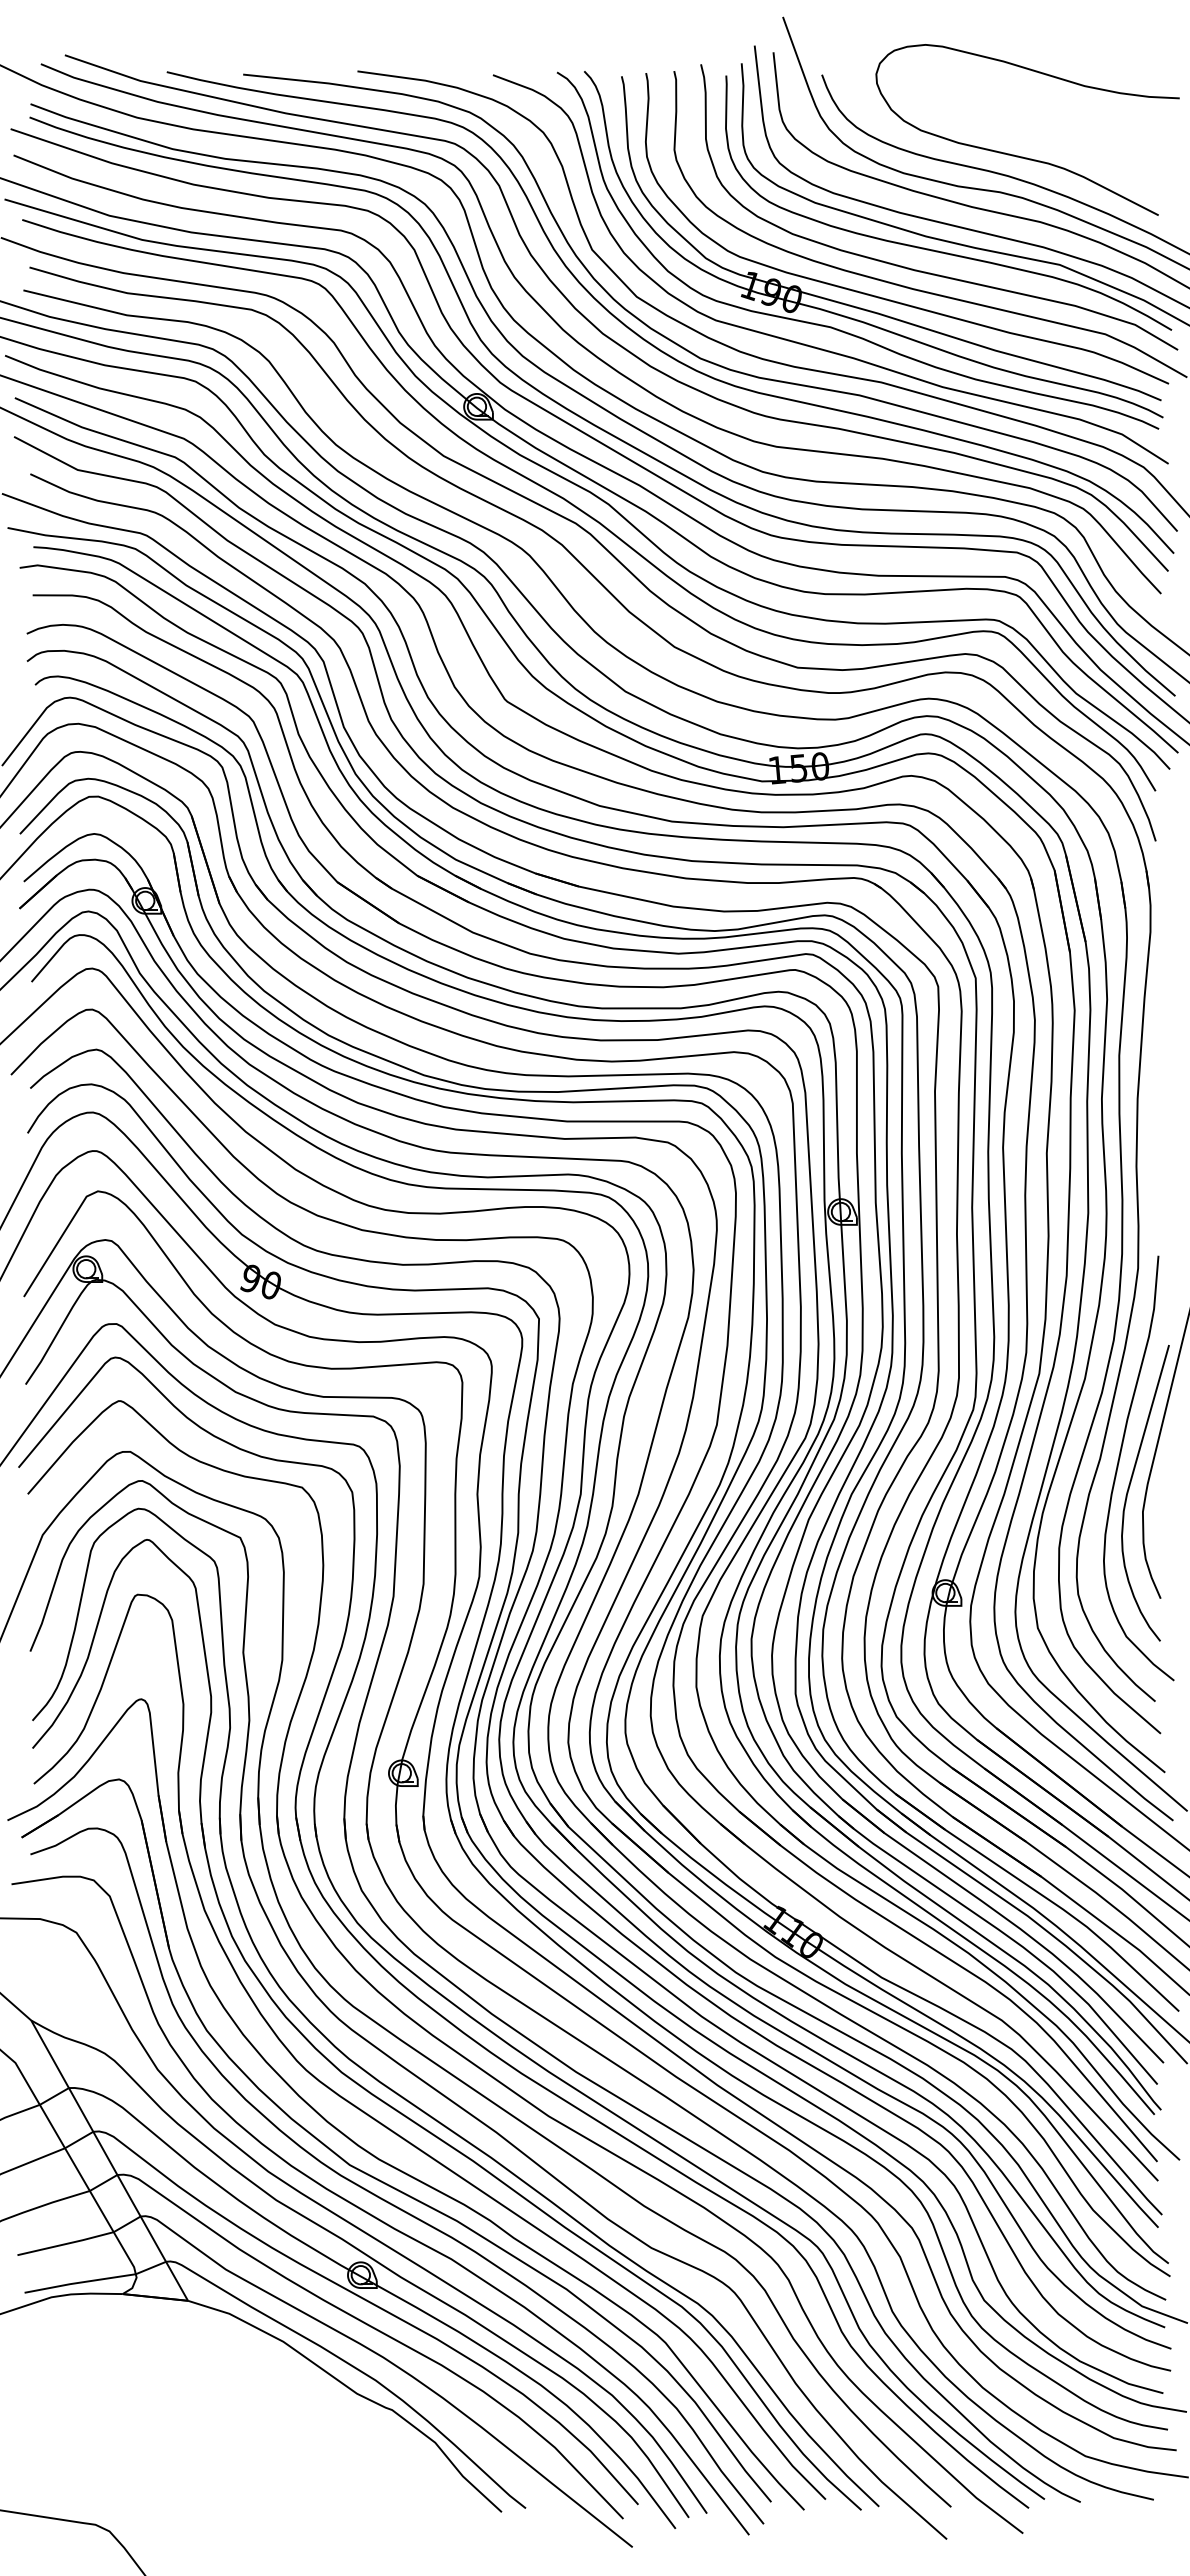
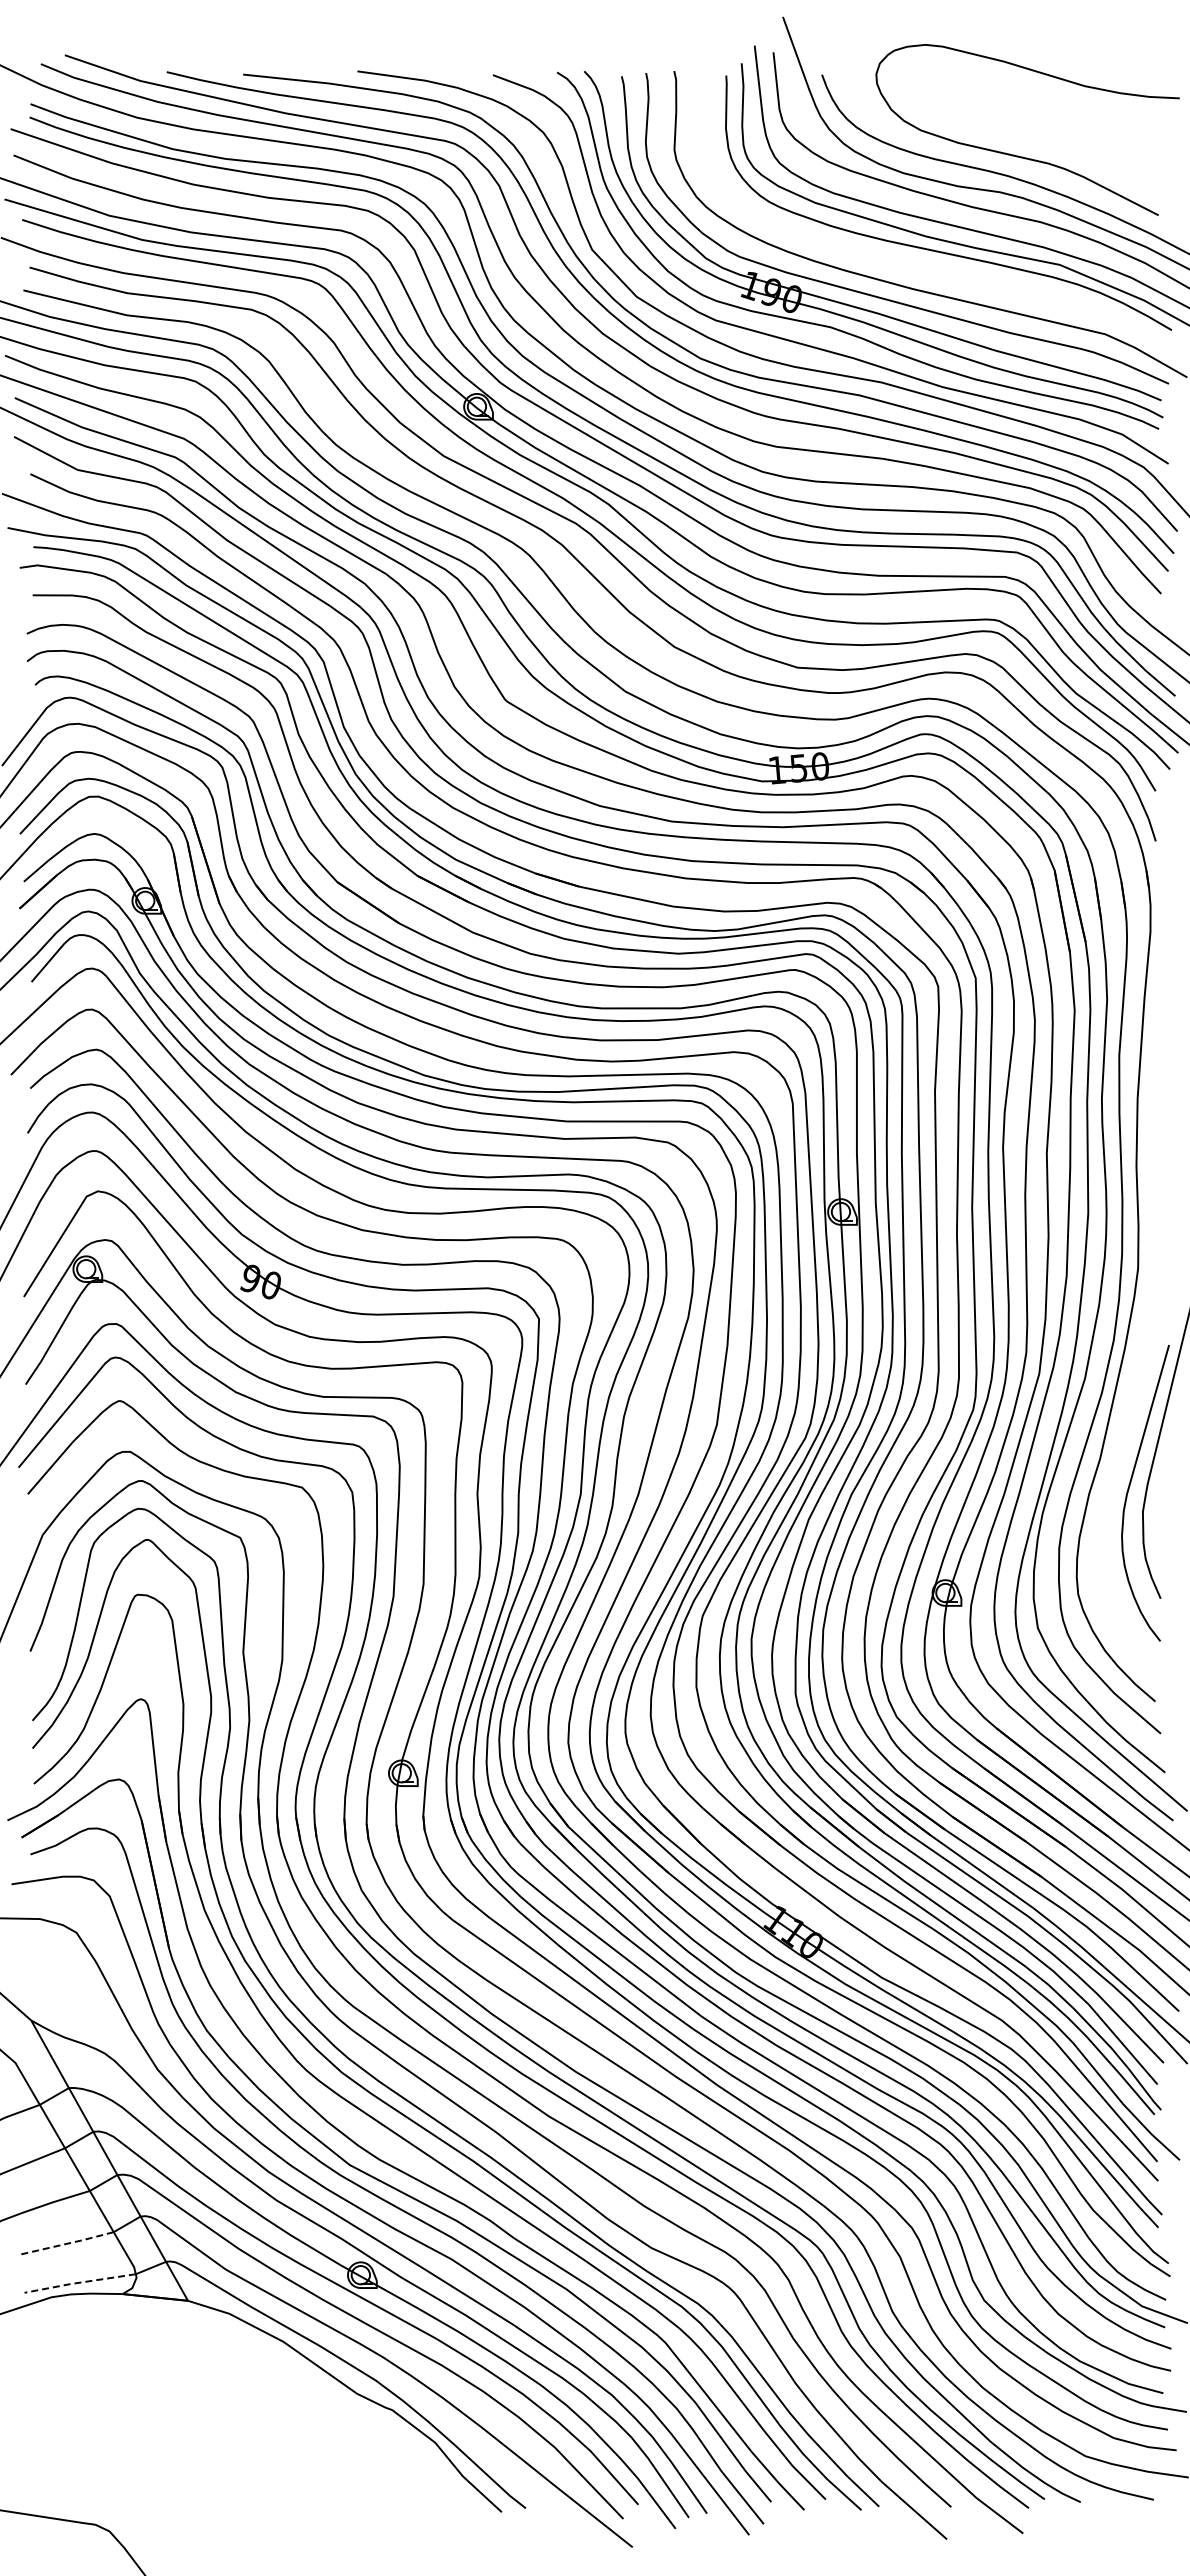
curve: present -> none (925, 271)
curve: present -> none (1119, 1463)
line: solid -> dashed (65, 2244)
line: solid -> dashed (79, 2282)
